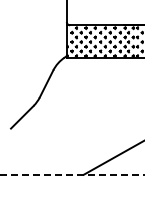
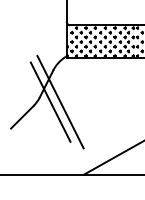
line: none -> present (50, 101)
line: none -> present (60, 101)
line: dashed -> solid (72, 174)
